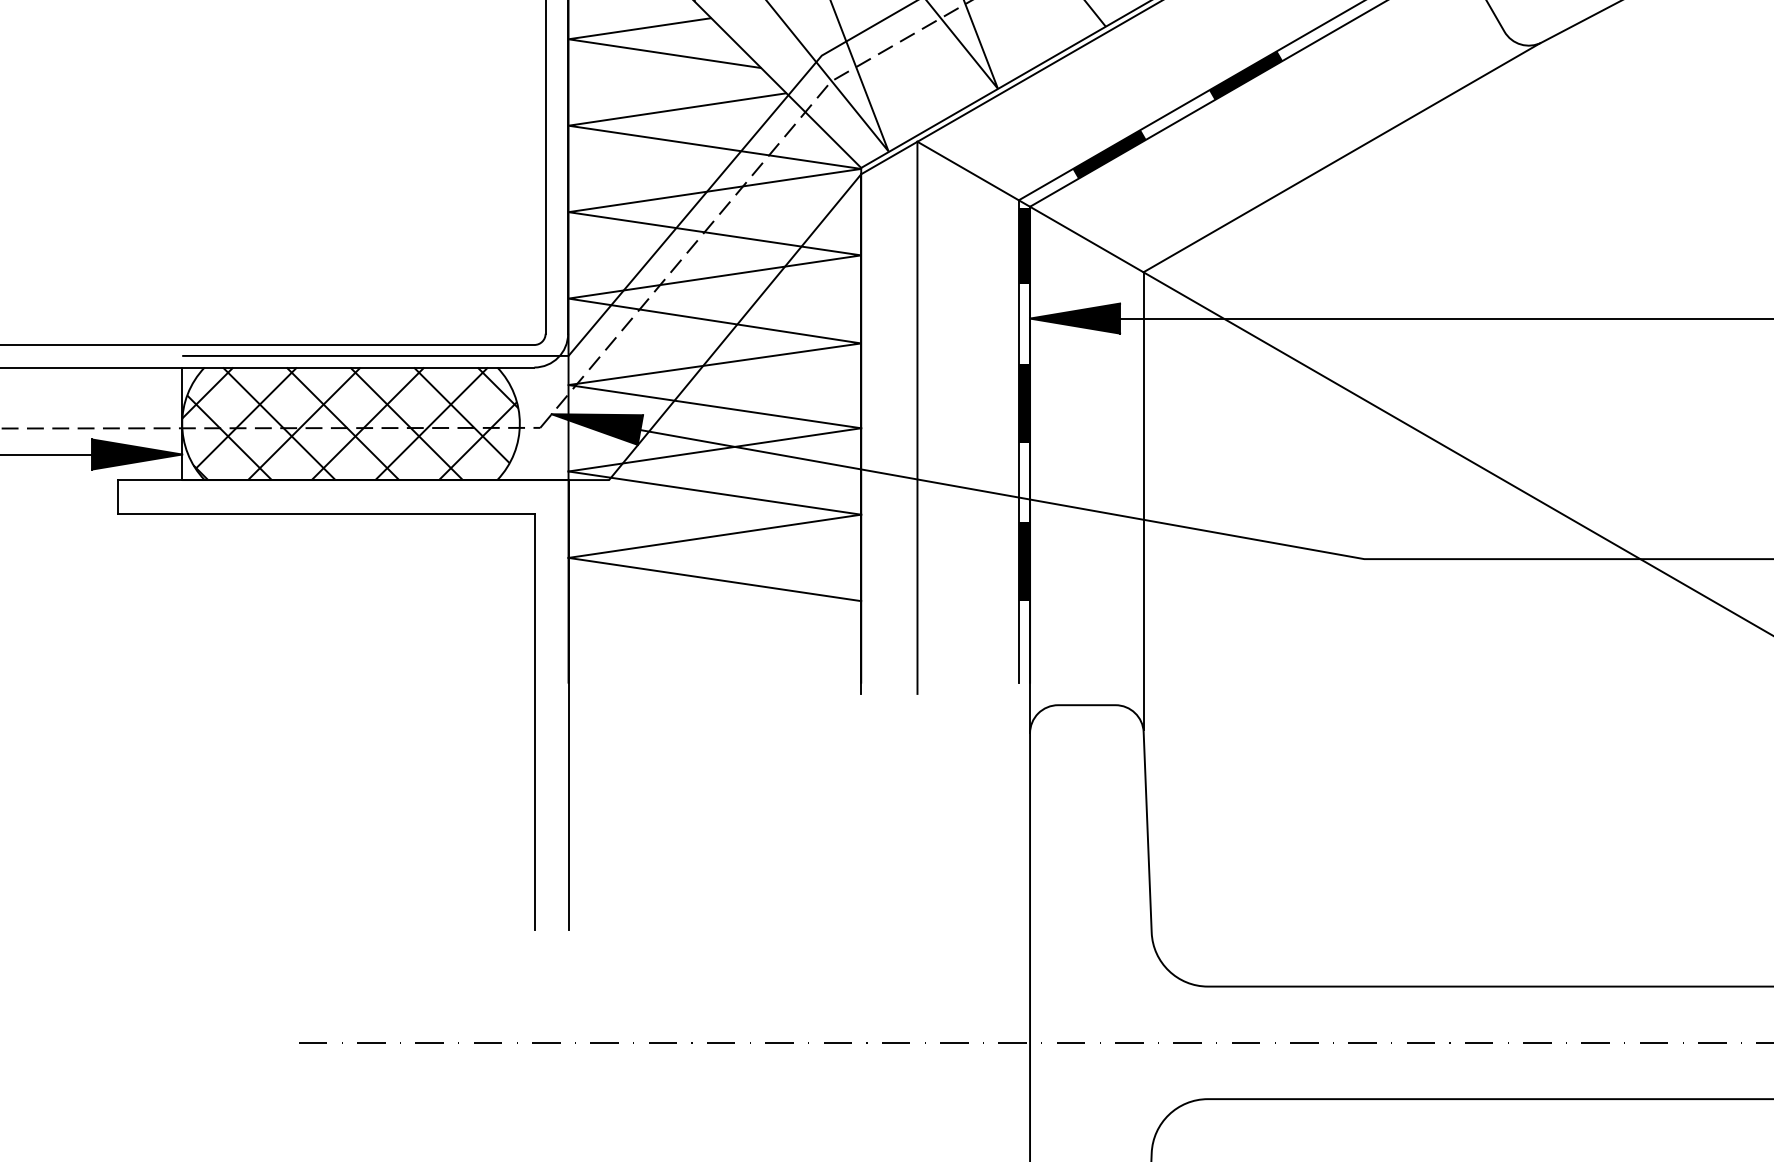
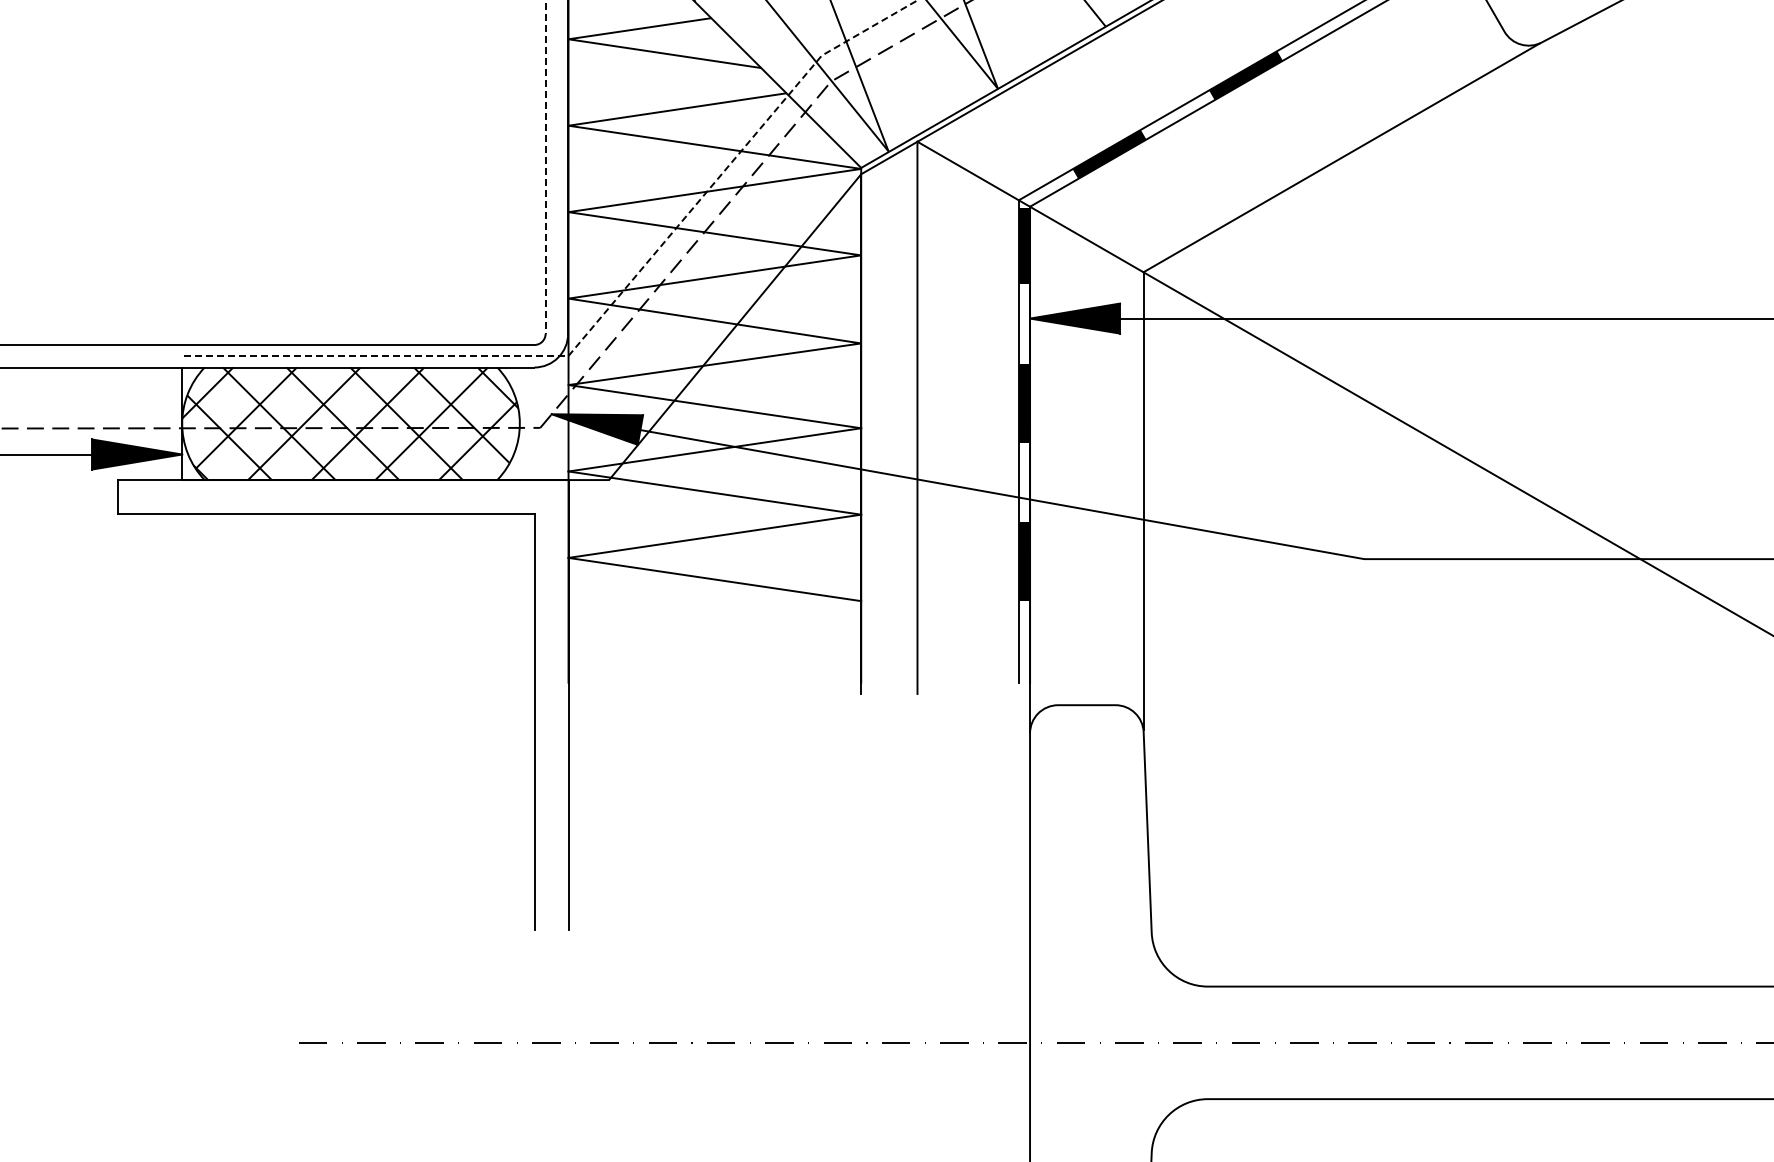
line: solid -> dashed (545, 166)
line: solid -> dashed (605, 311)
